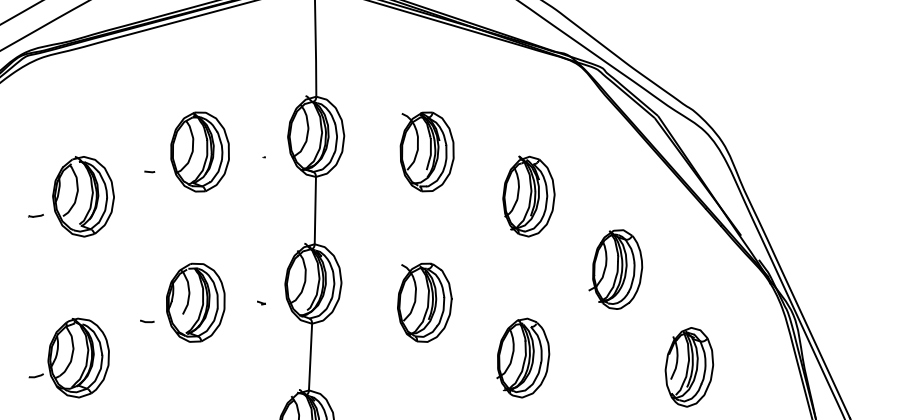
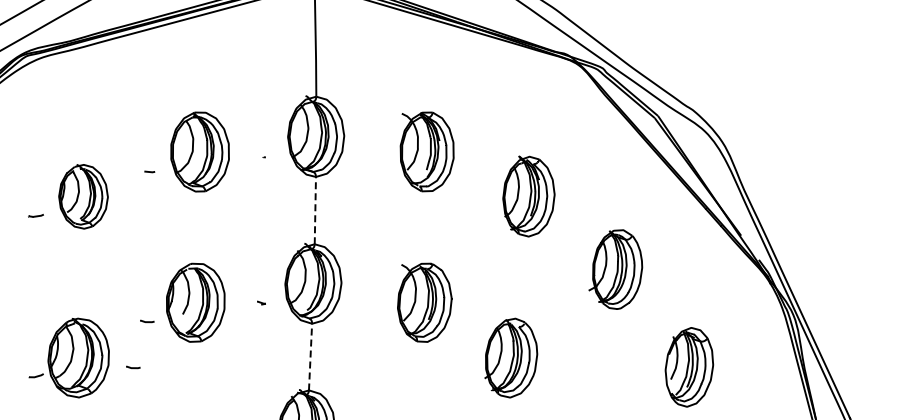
part size: 63x82 px -> 51x66 px (83, 196)
line: solid -> dashed (315, 210)
line: solid -> dashed (310, 356)
part position: (523, 357) -> (511, 357) (511, 357)
curve: none -> present (133, 367)
